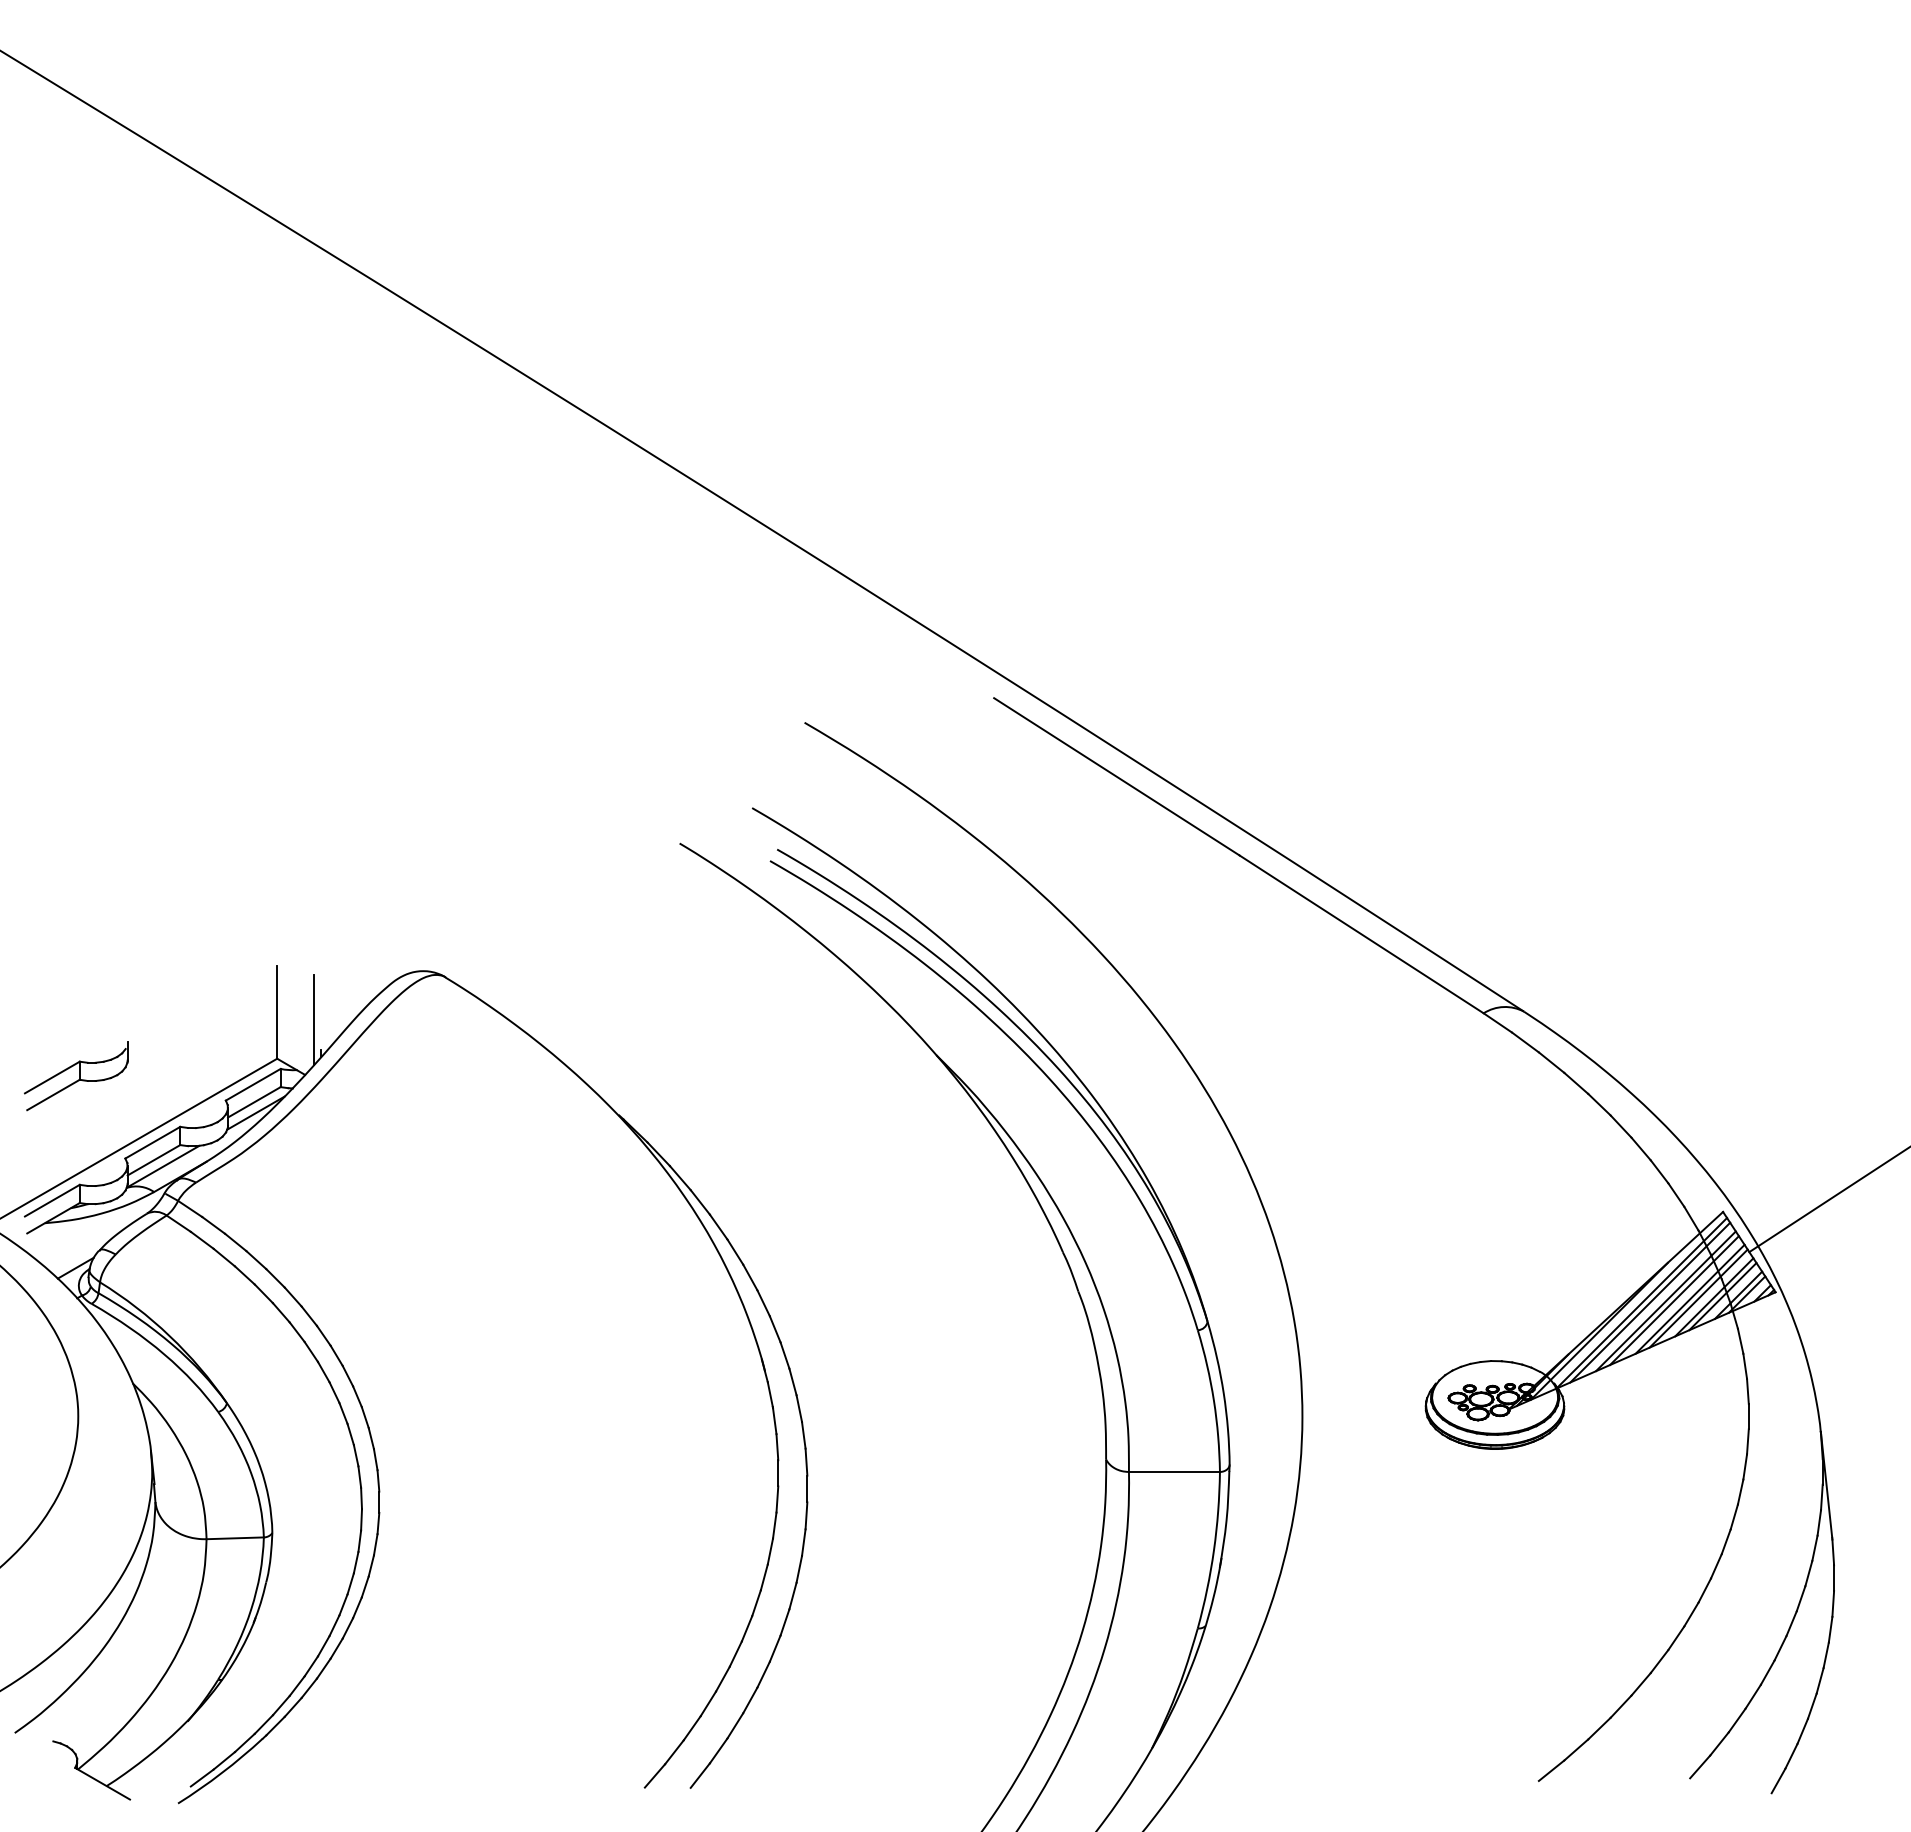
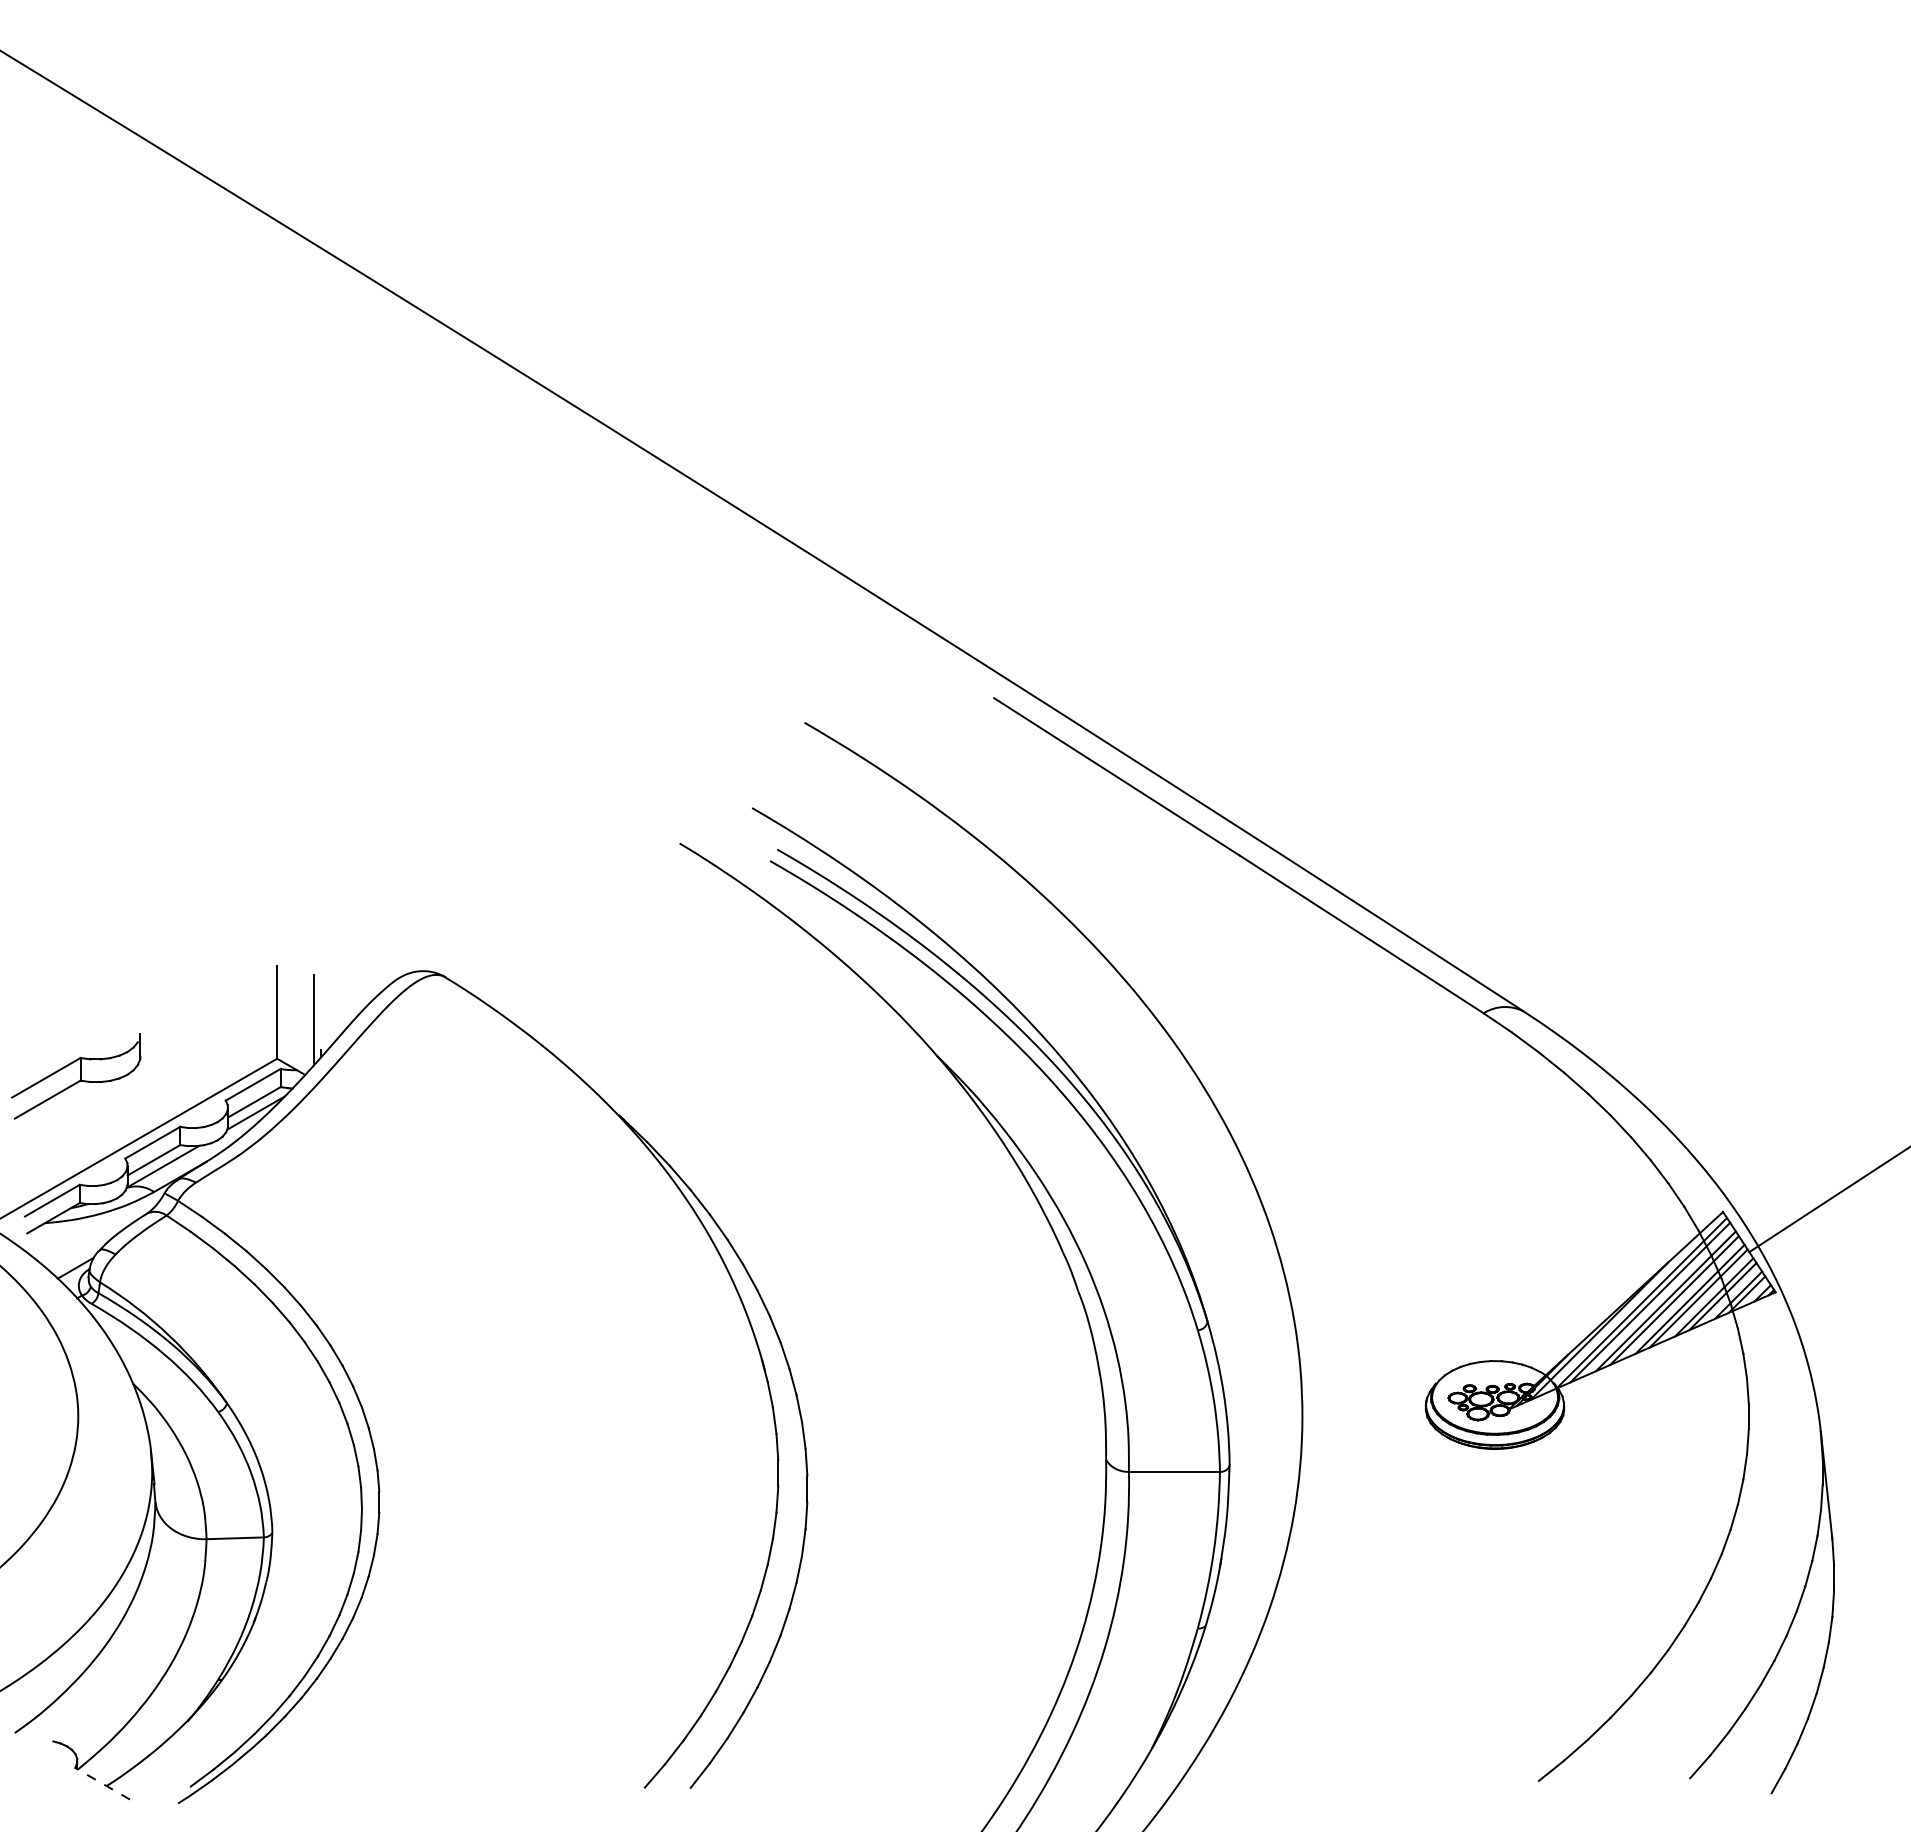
part size: 105x71 px -> 131x87 px (76, 1076)
line: solid -> dashed (102, 1783)
